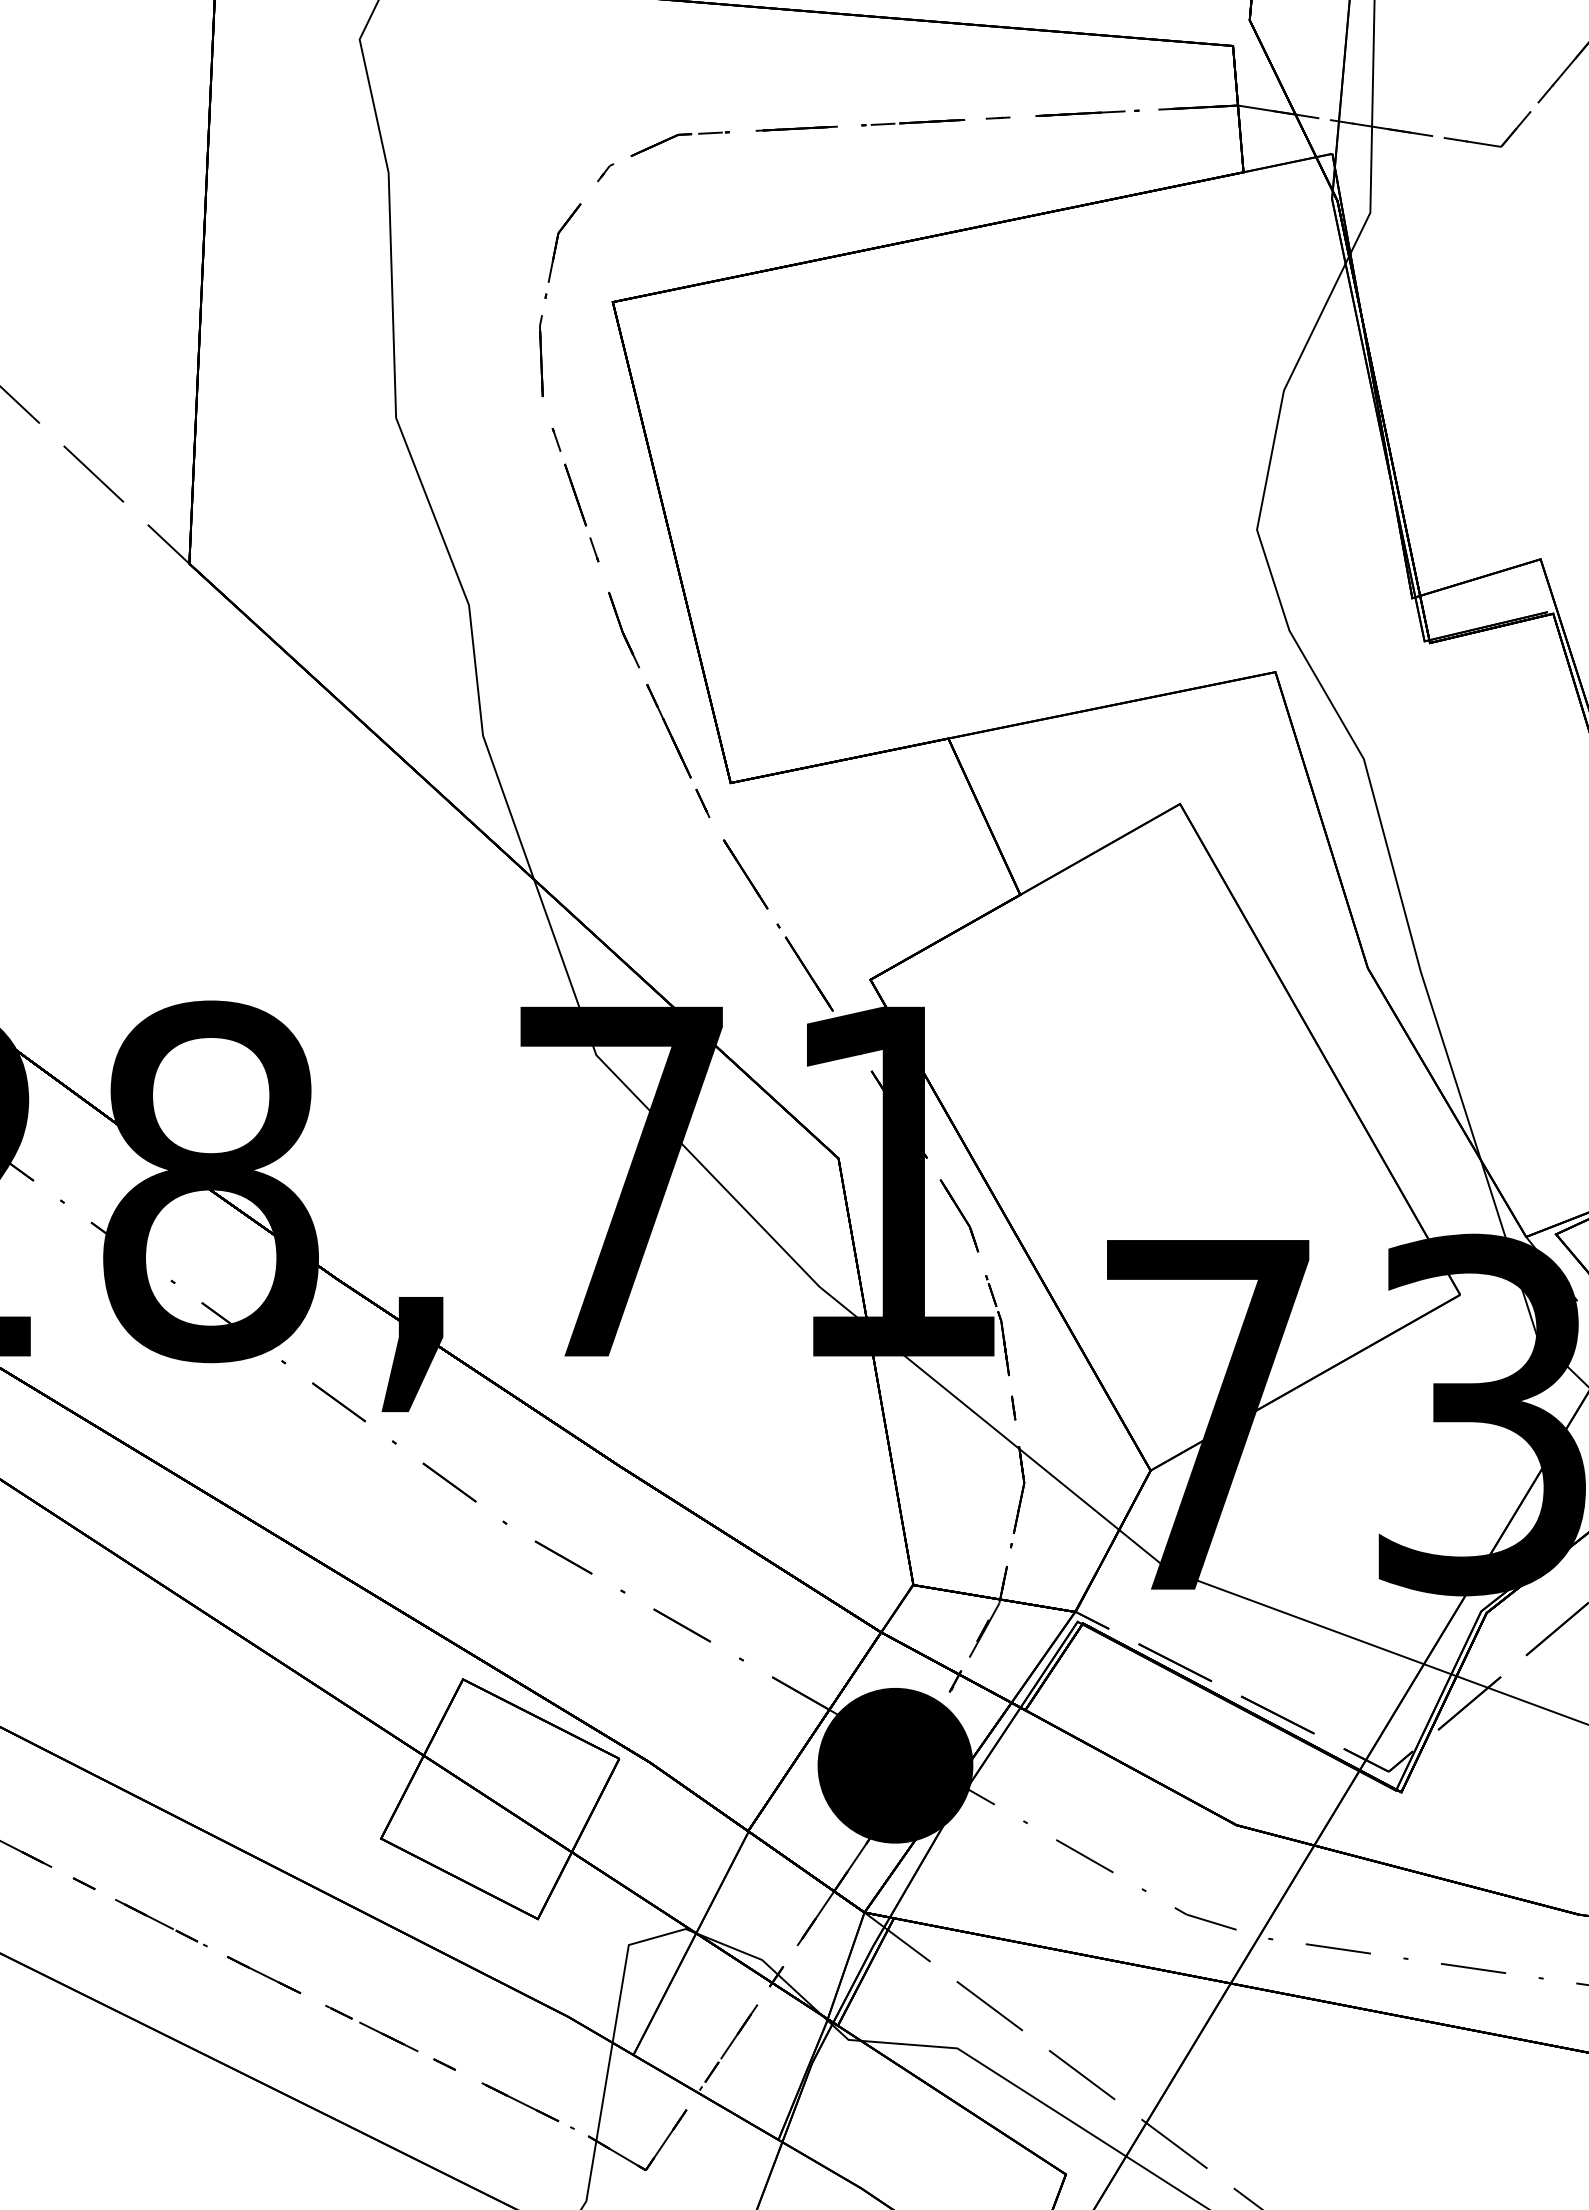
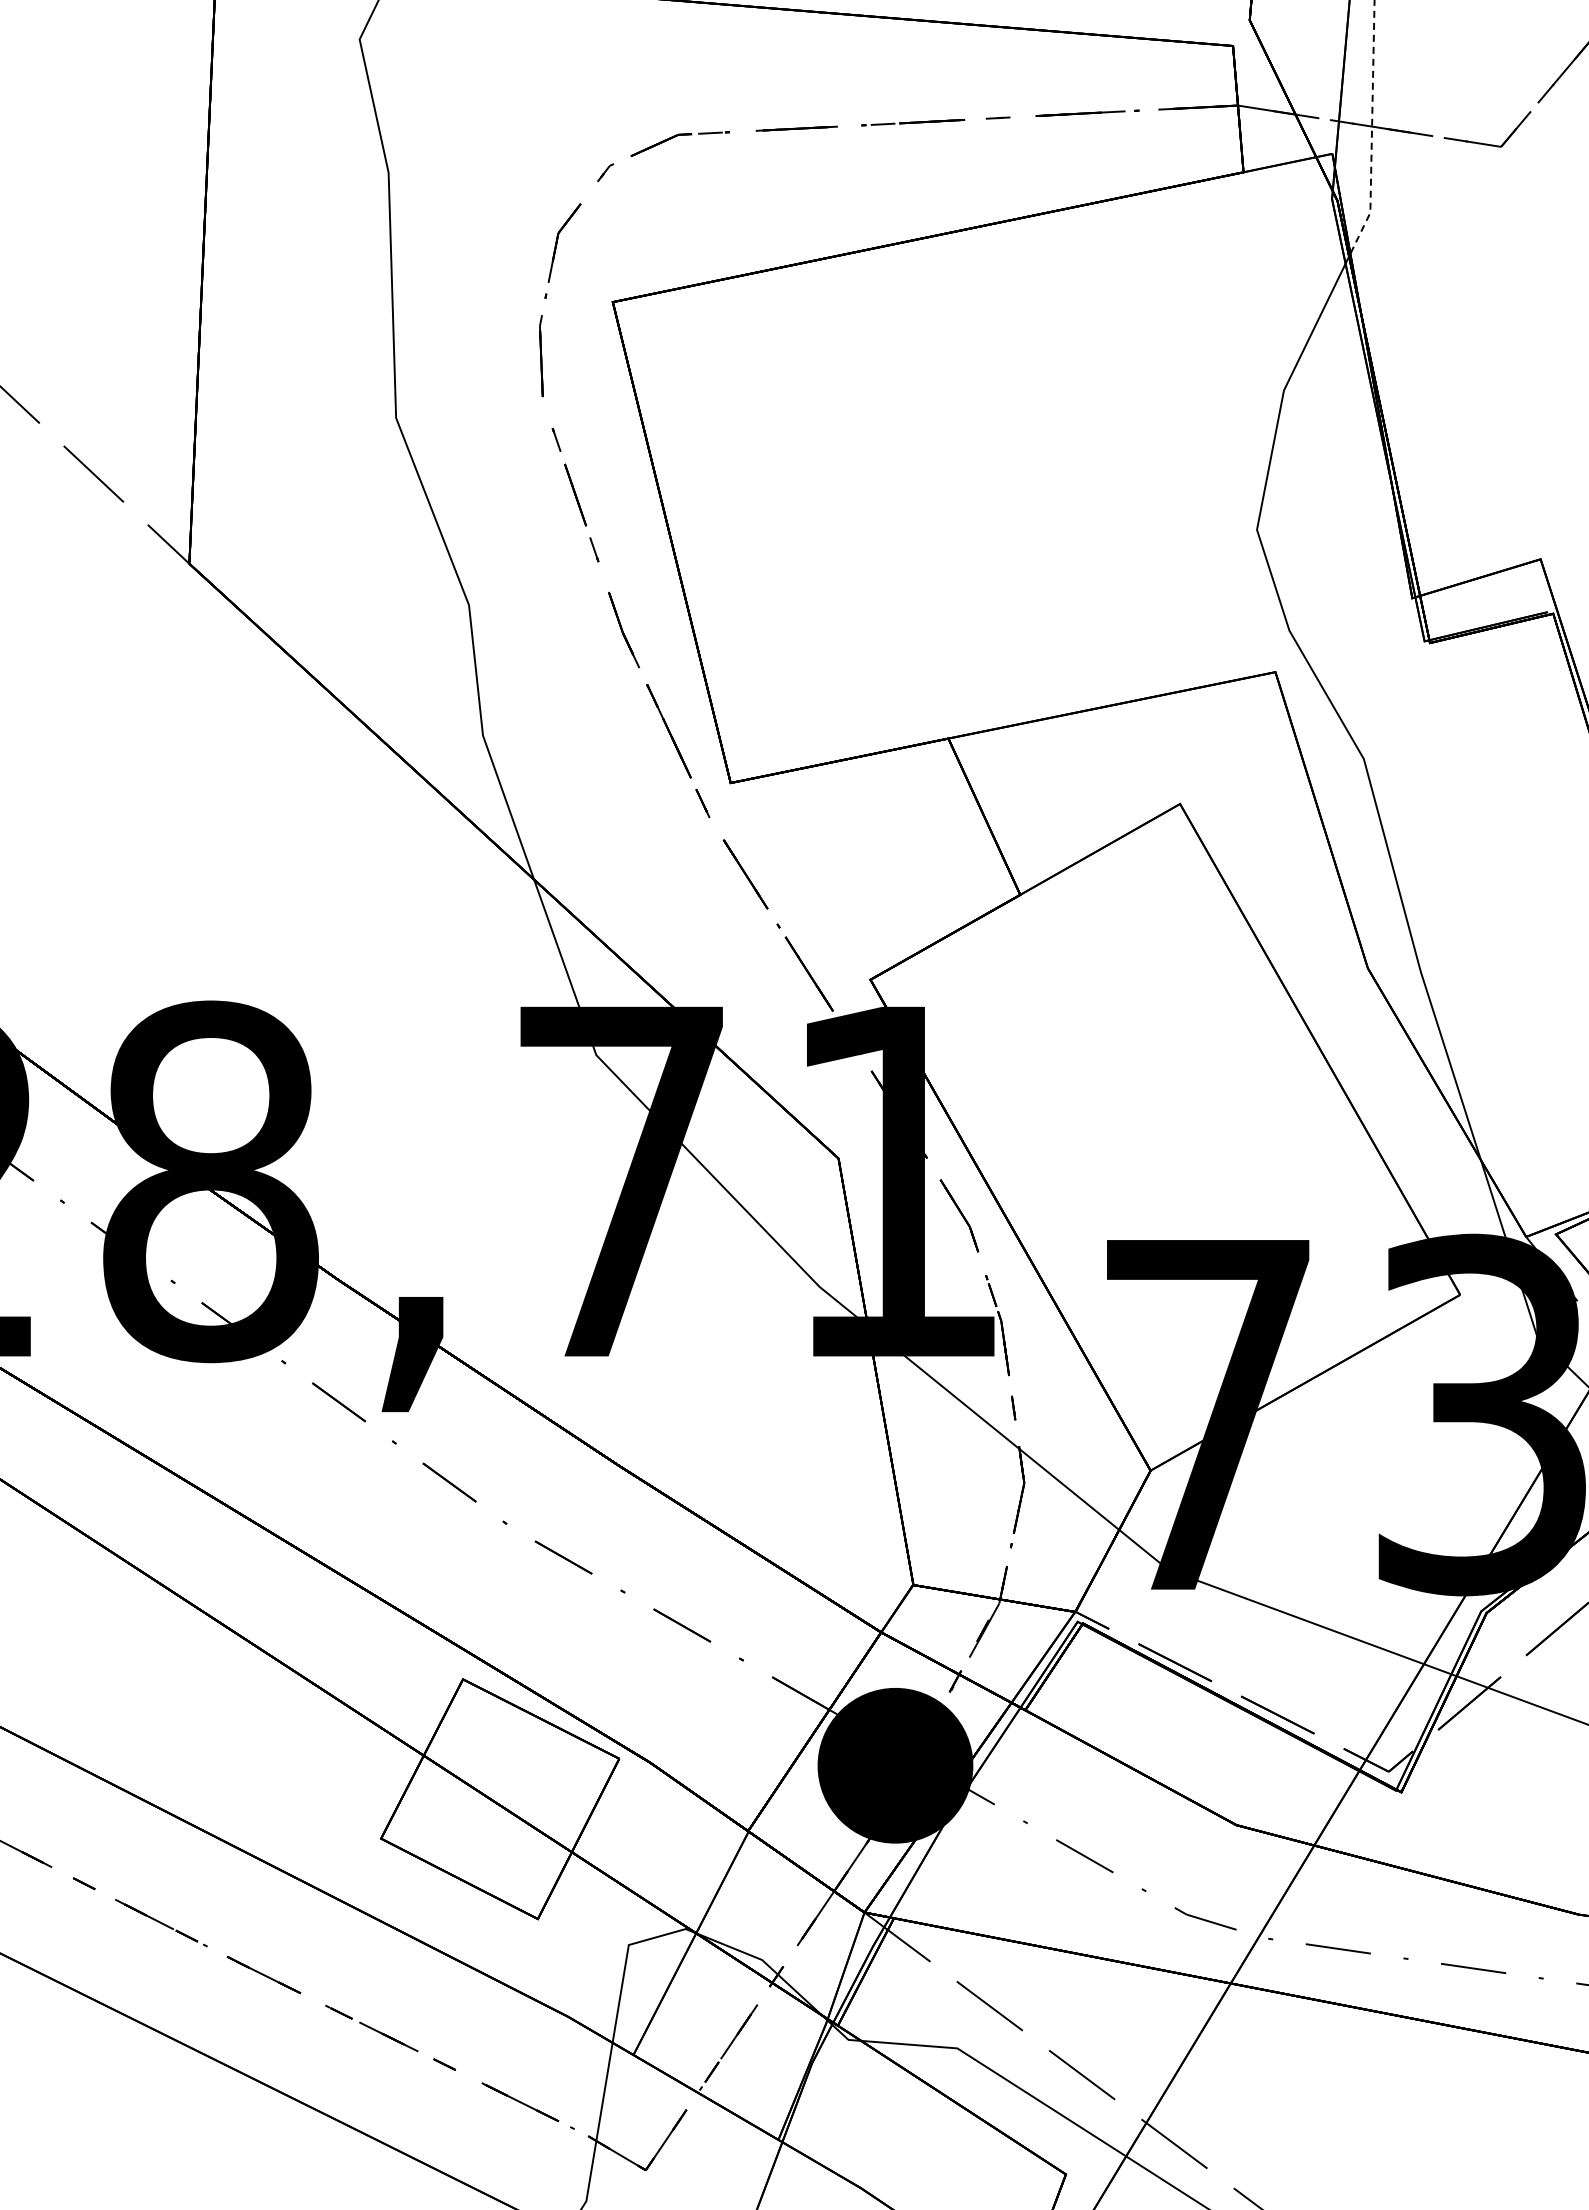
line: solid -> dashed (1372, 130)
